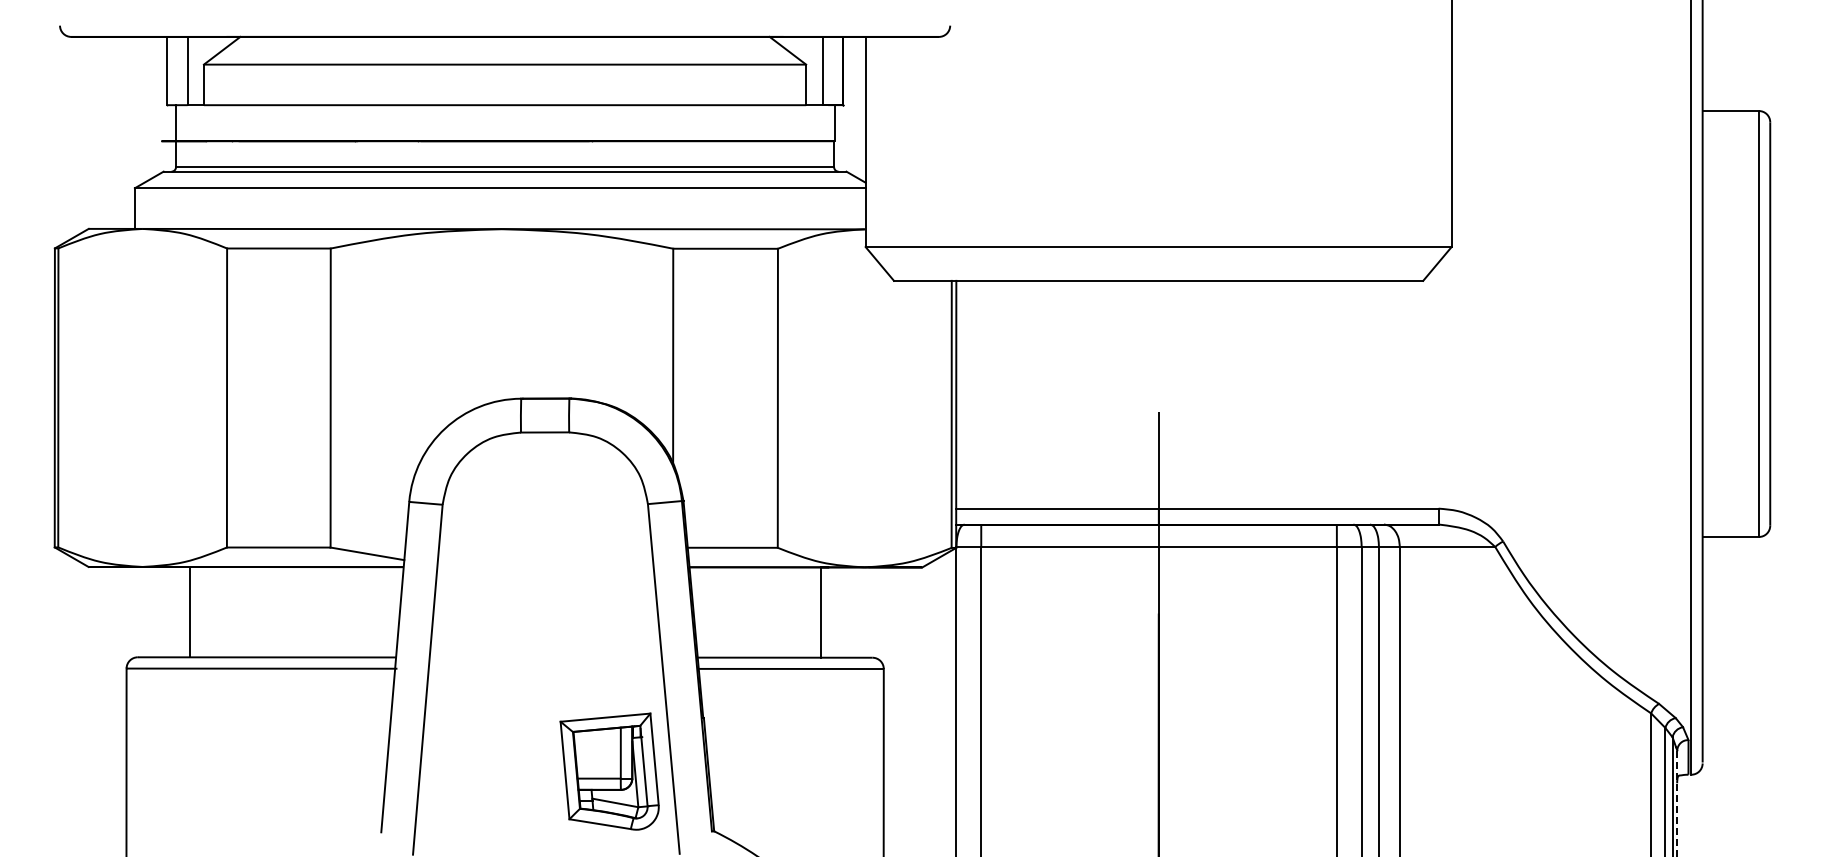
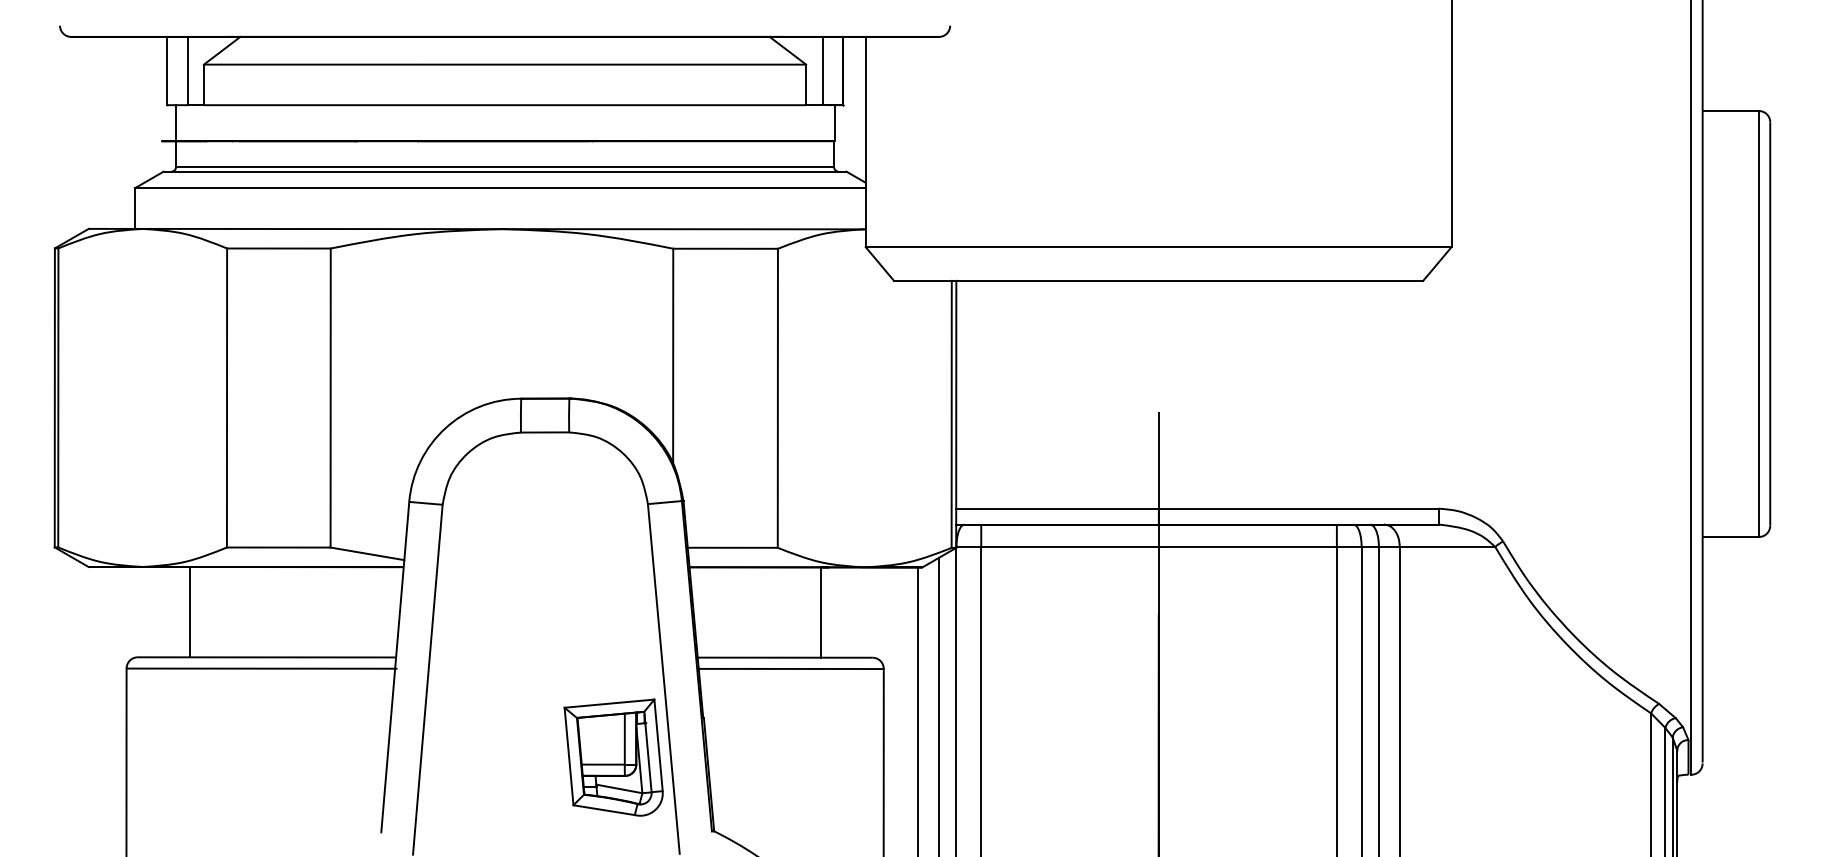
line: none -> present (939, 705)
line: none -> present (918, 710)
part position: (609, 771) -> (613, 757) (613, 757)
line: dashed -> solid (1677, 804)
